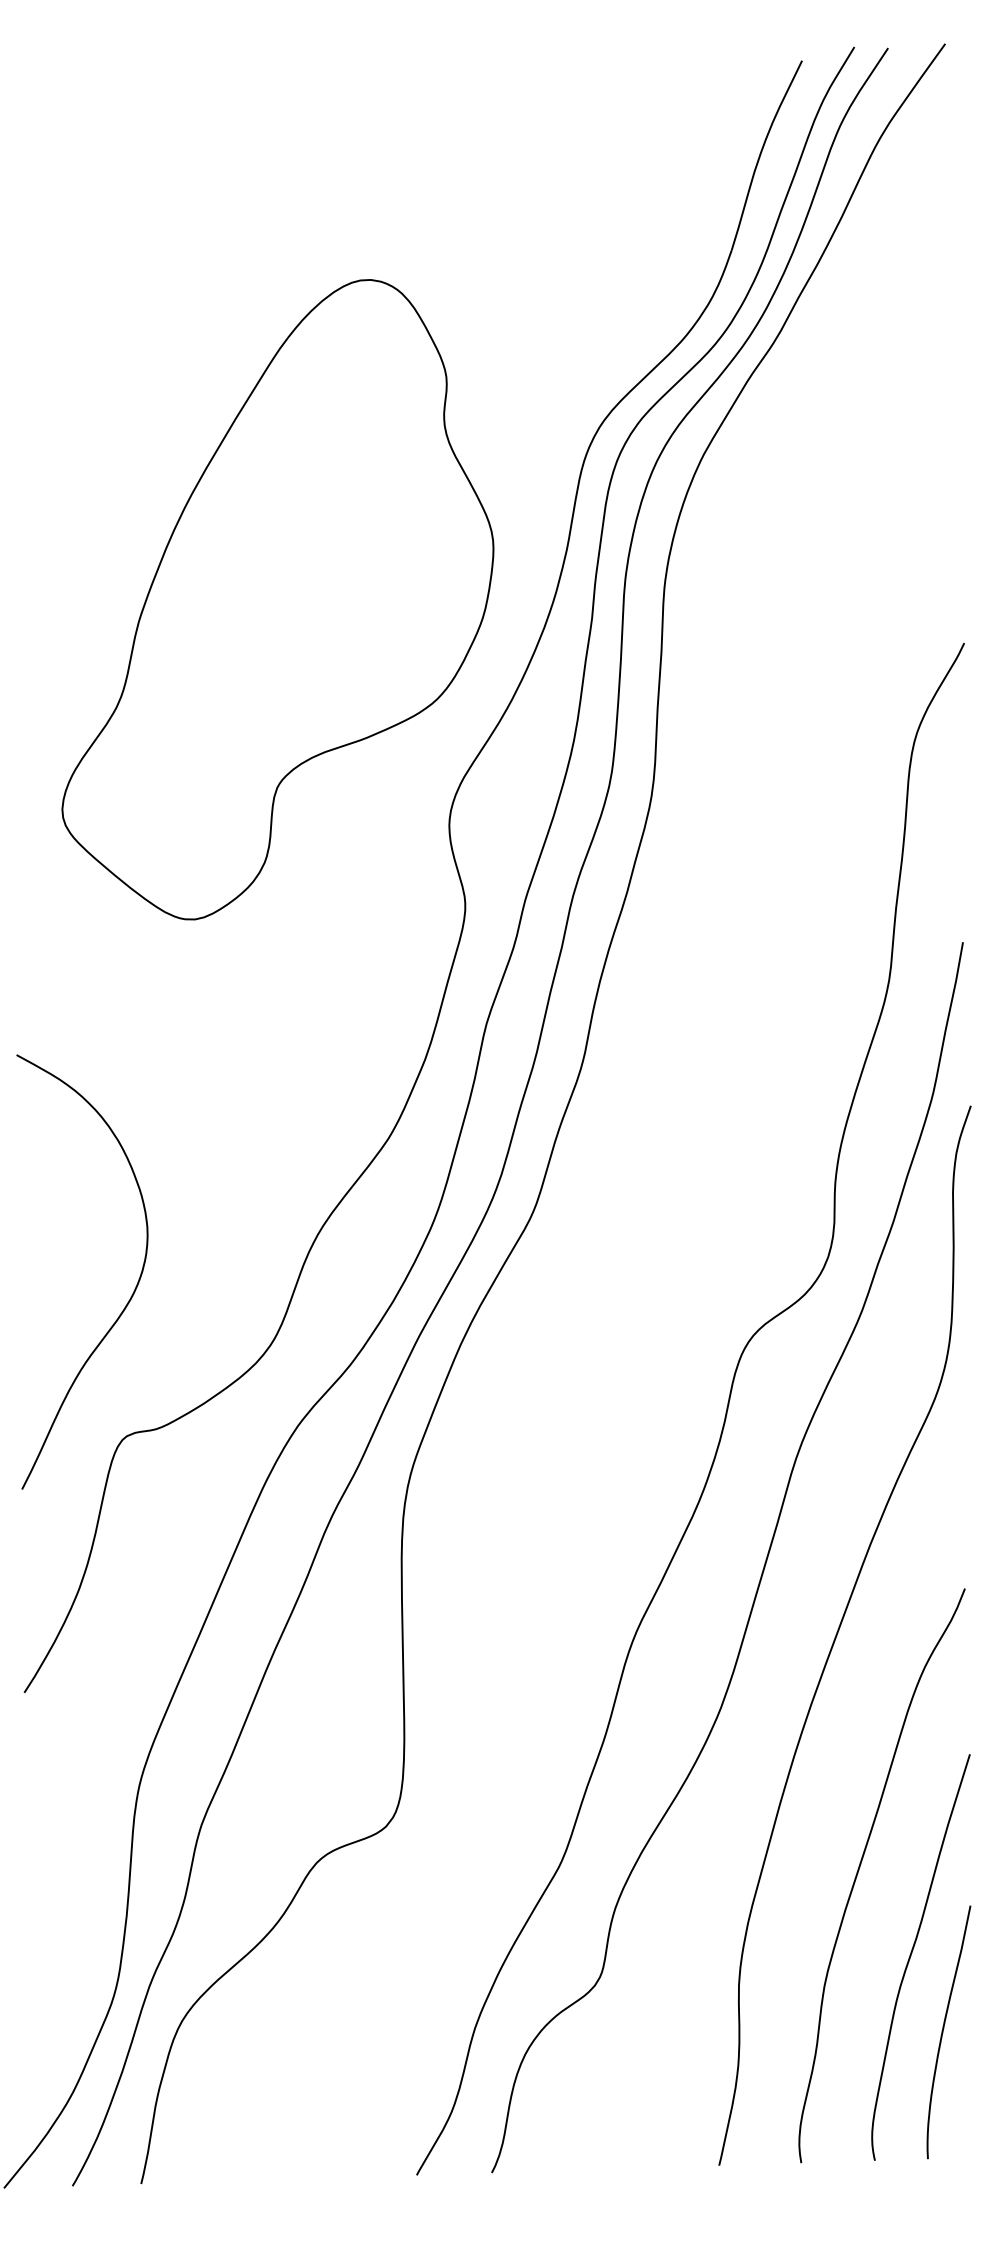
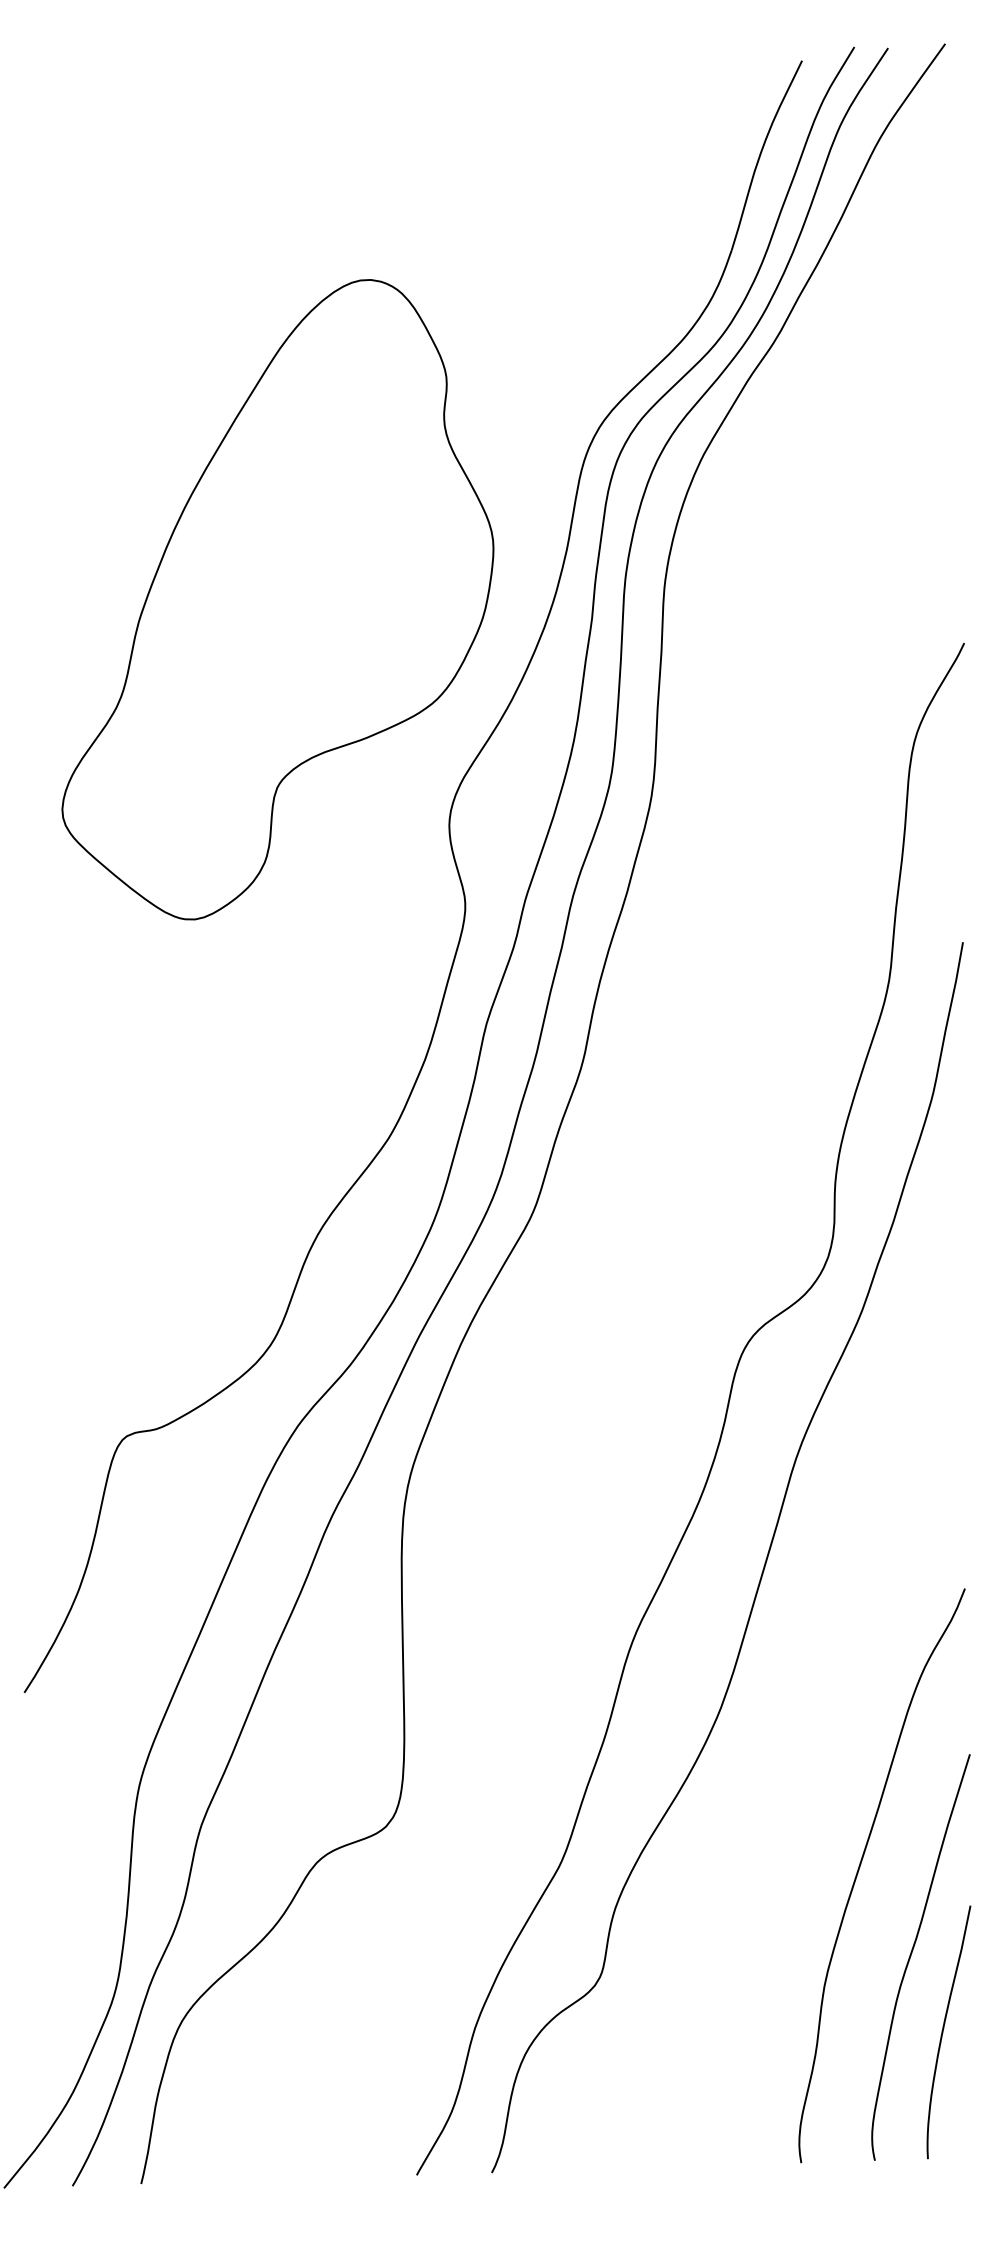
curve: present -> none (128, 1300)
curve: present -> none (838, 1633)
